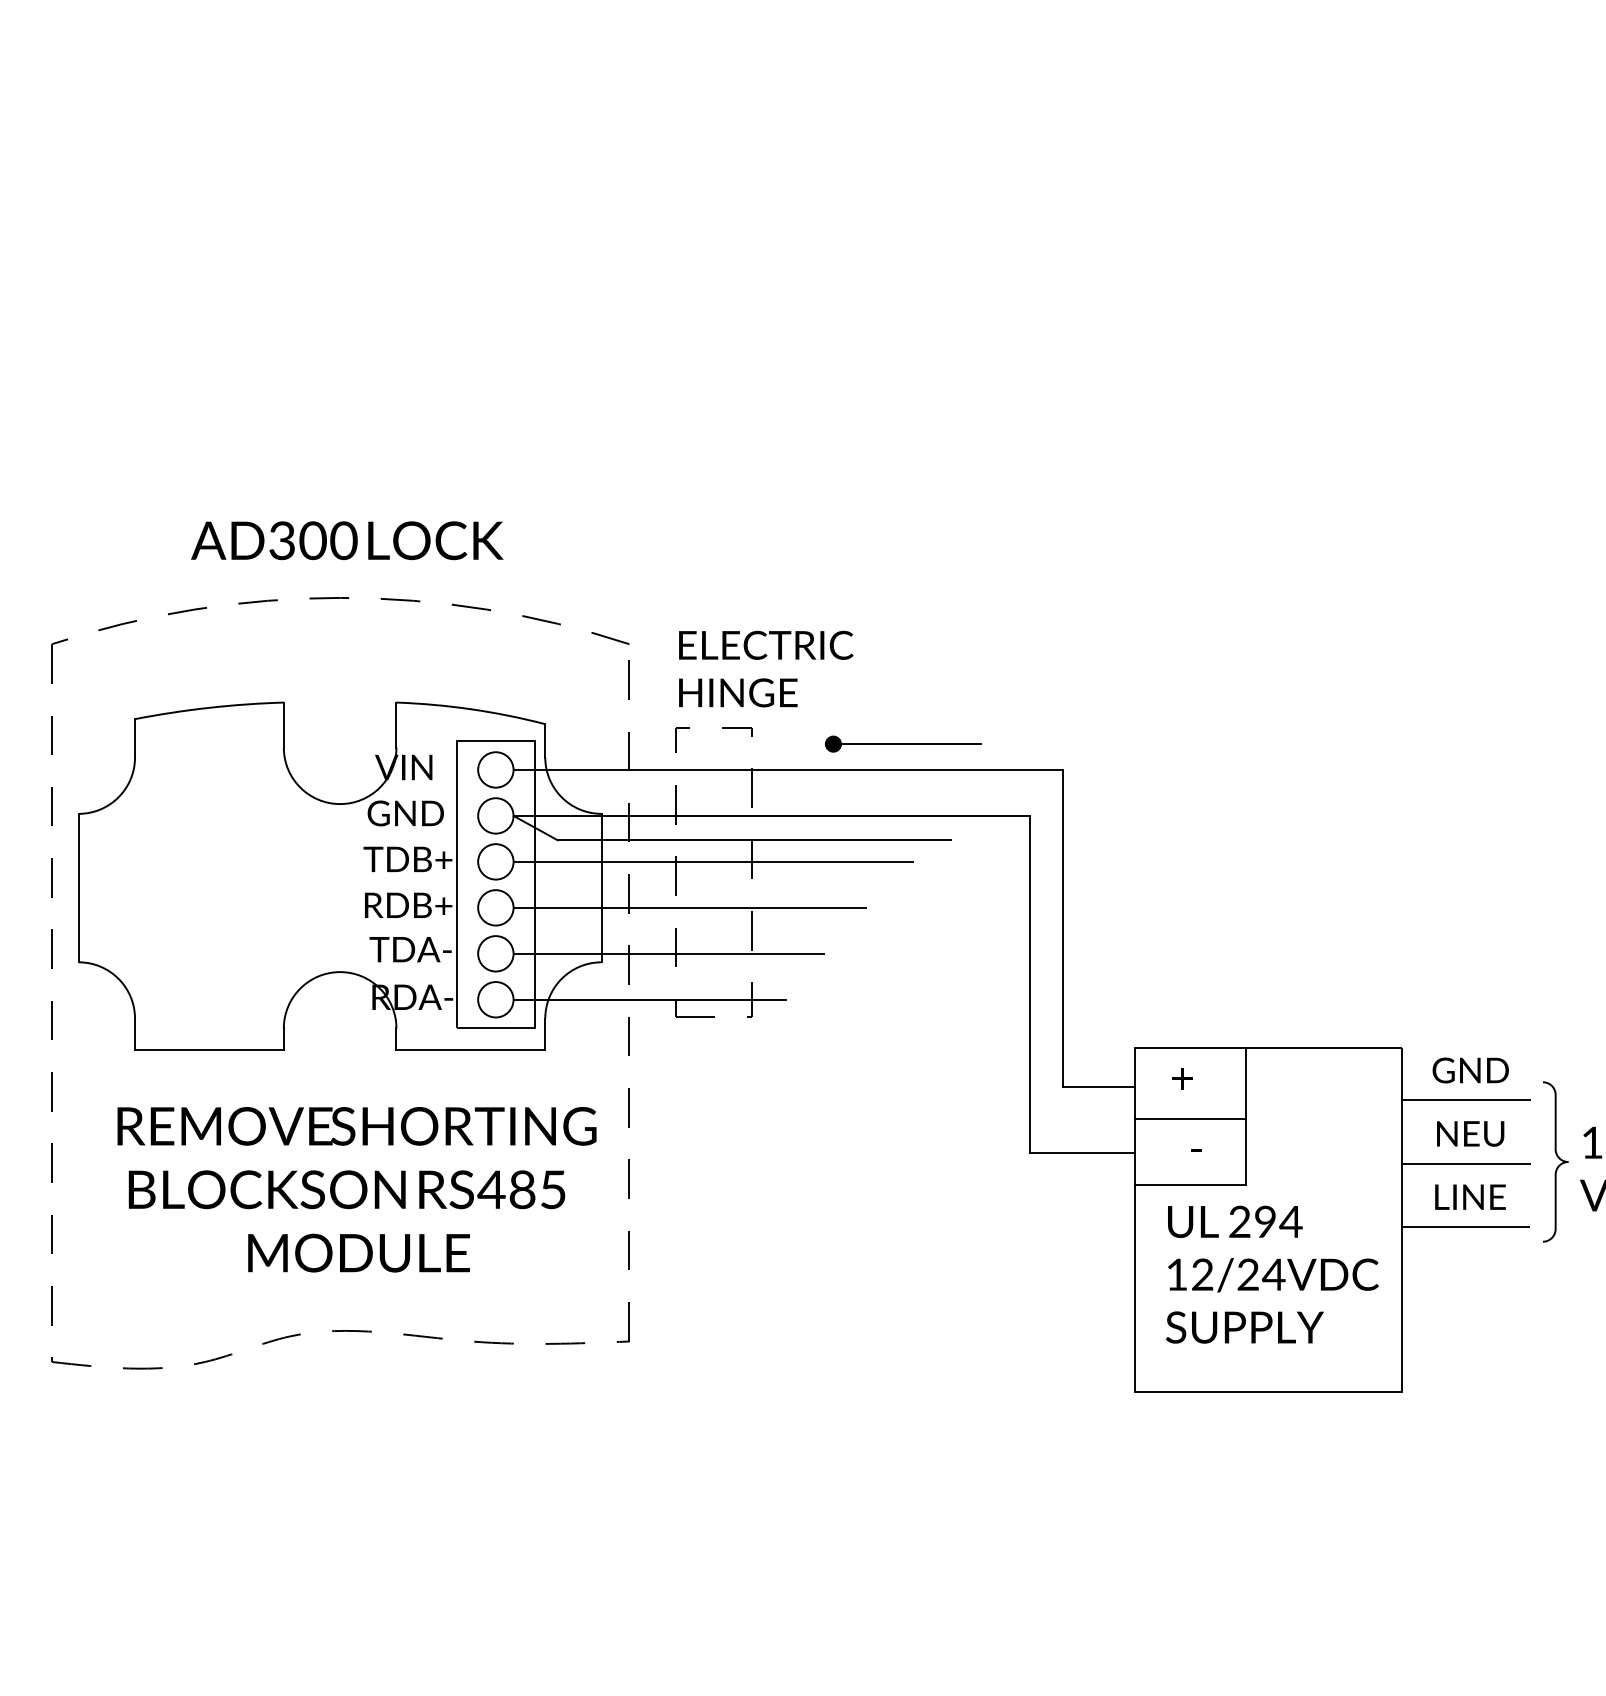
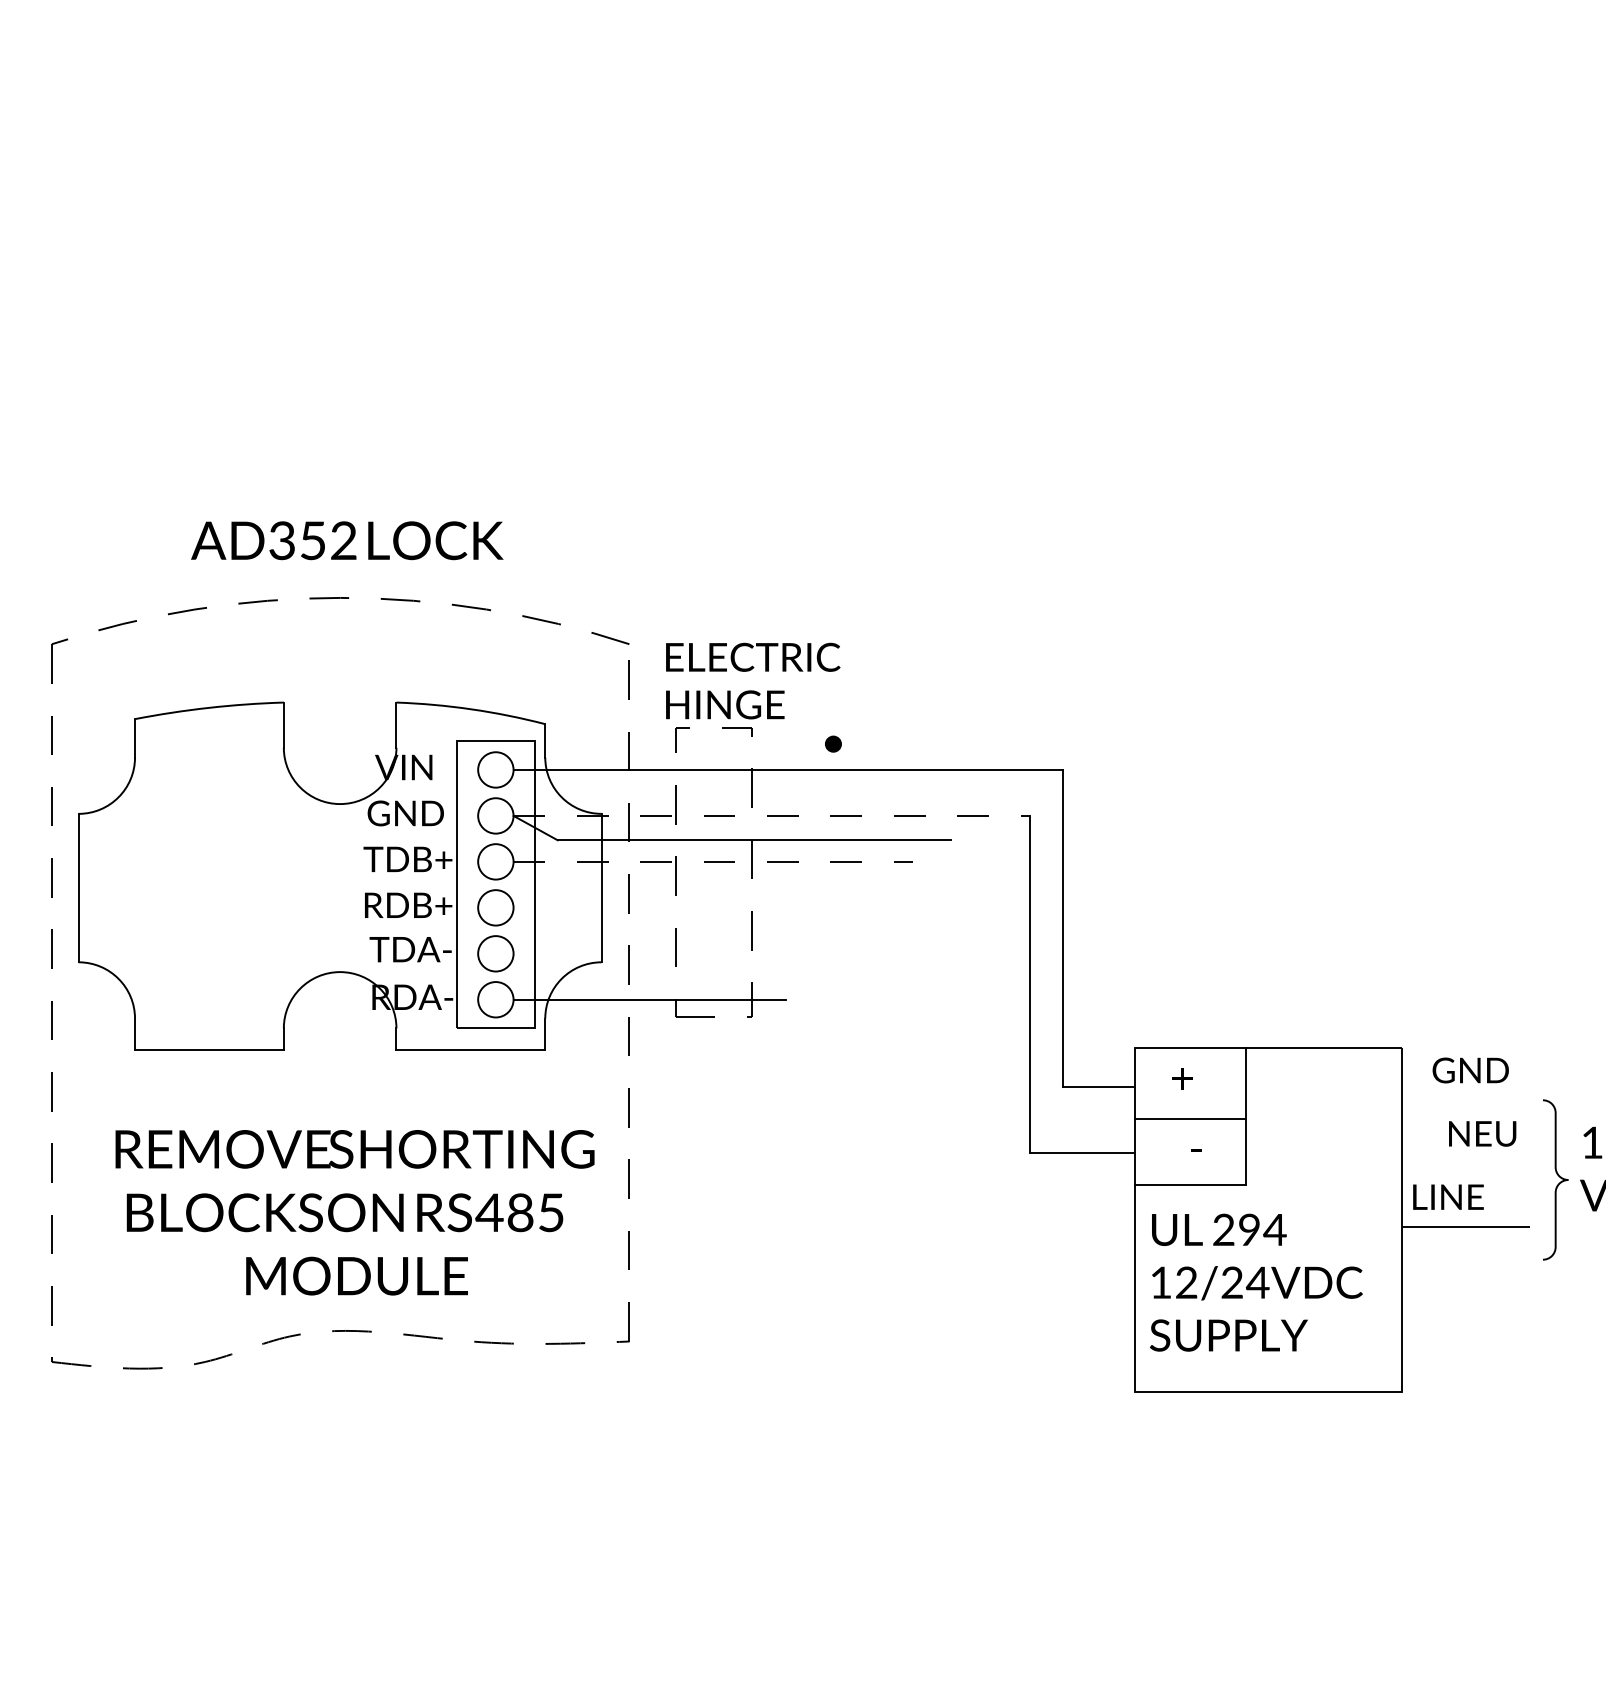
text: AD300 -> AD352 (328, 540)
text position: (766, 668) -> (753, 680) (753, 680)
line: present -> none (907, 744)
line: solid -> dashed (772, 815)
line: solid -> dashed (713, 861)
line: present -> none (689, 907)
line: present -> none (668, 953)
line: present -> none (1466, 1100)
text position: (1470, 1133) -> (1482, 1133) (1482, 1133)
curve position: (1558, 1158) -> (1558, 1176) (1558, 1176)
line: present -> none (1466, 1163)
text position: (356, 1189) -> (354, 1212) (354, 1212)
text position: (1470, 1196) -> (1448, 1196) (1448, 1196)
text position: (1272, 1274) -> (1256, 1282) (1256, 1282)
